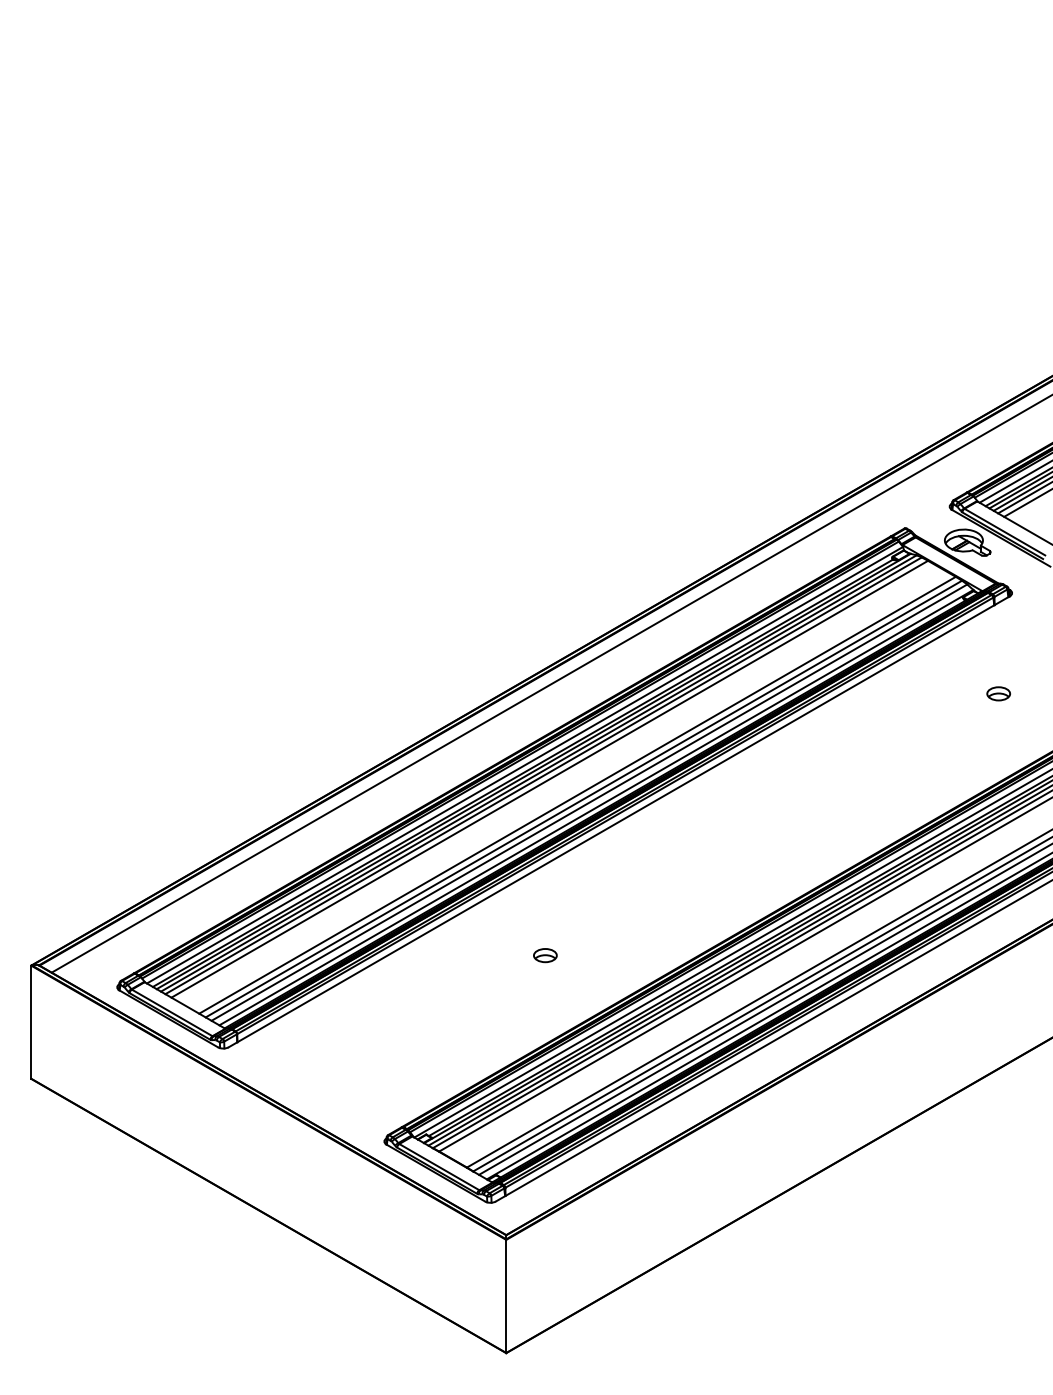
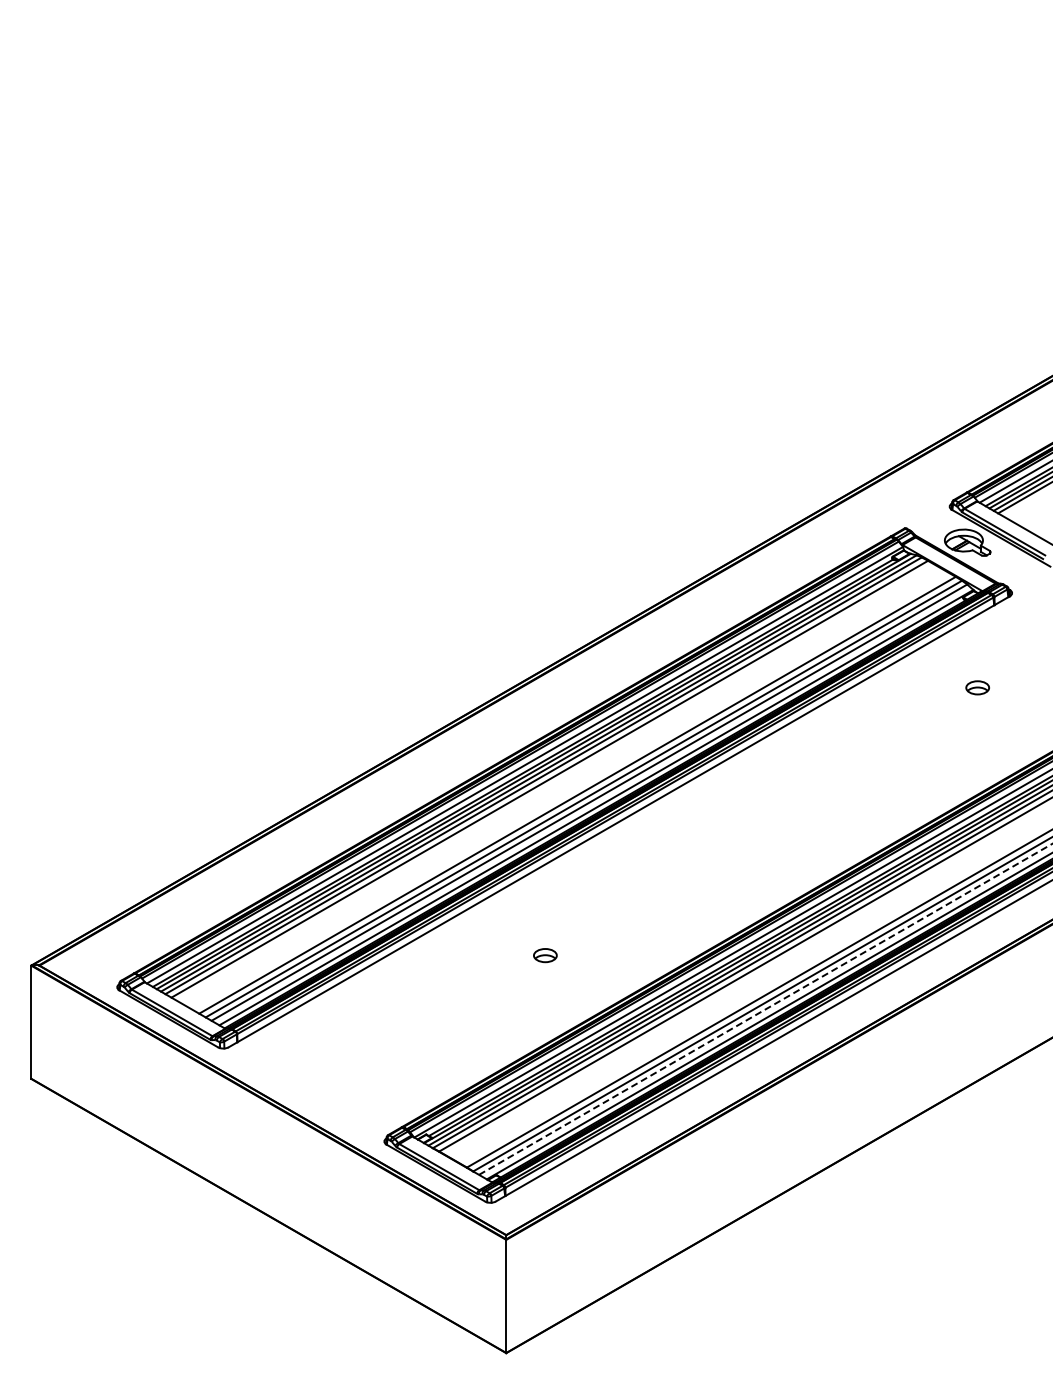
line: present -> none (1026, 503)
line: present -> none (550, 684)
part position: (998, 693) -> (977, 687) (977, 687)
line: solid -> dashed (766, 1008)
